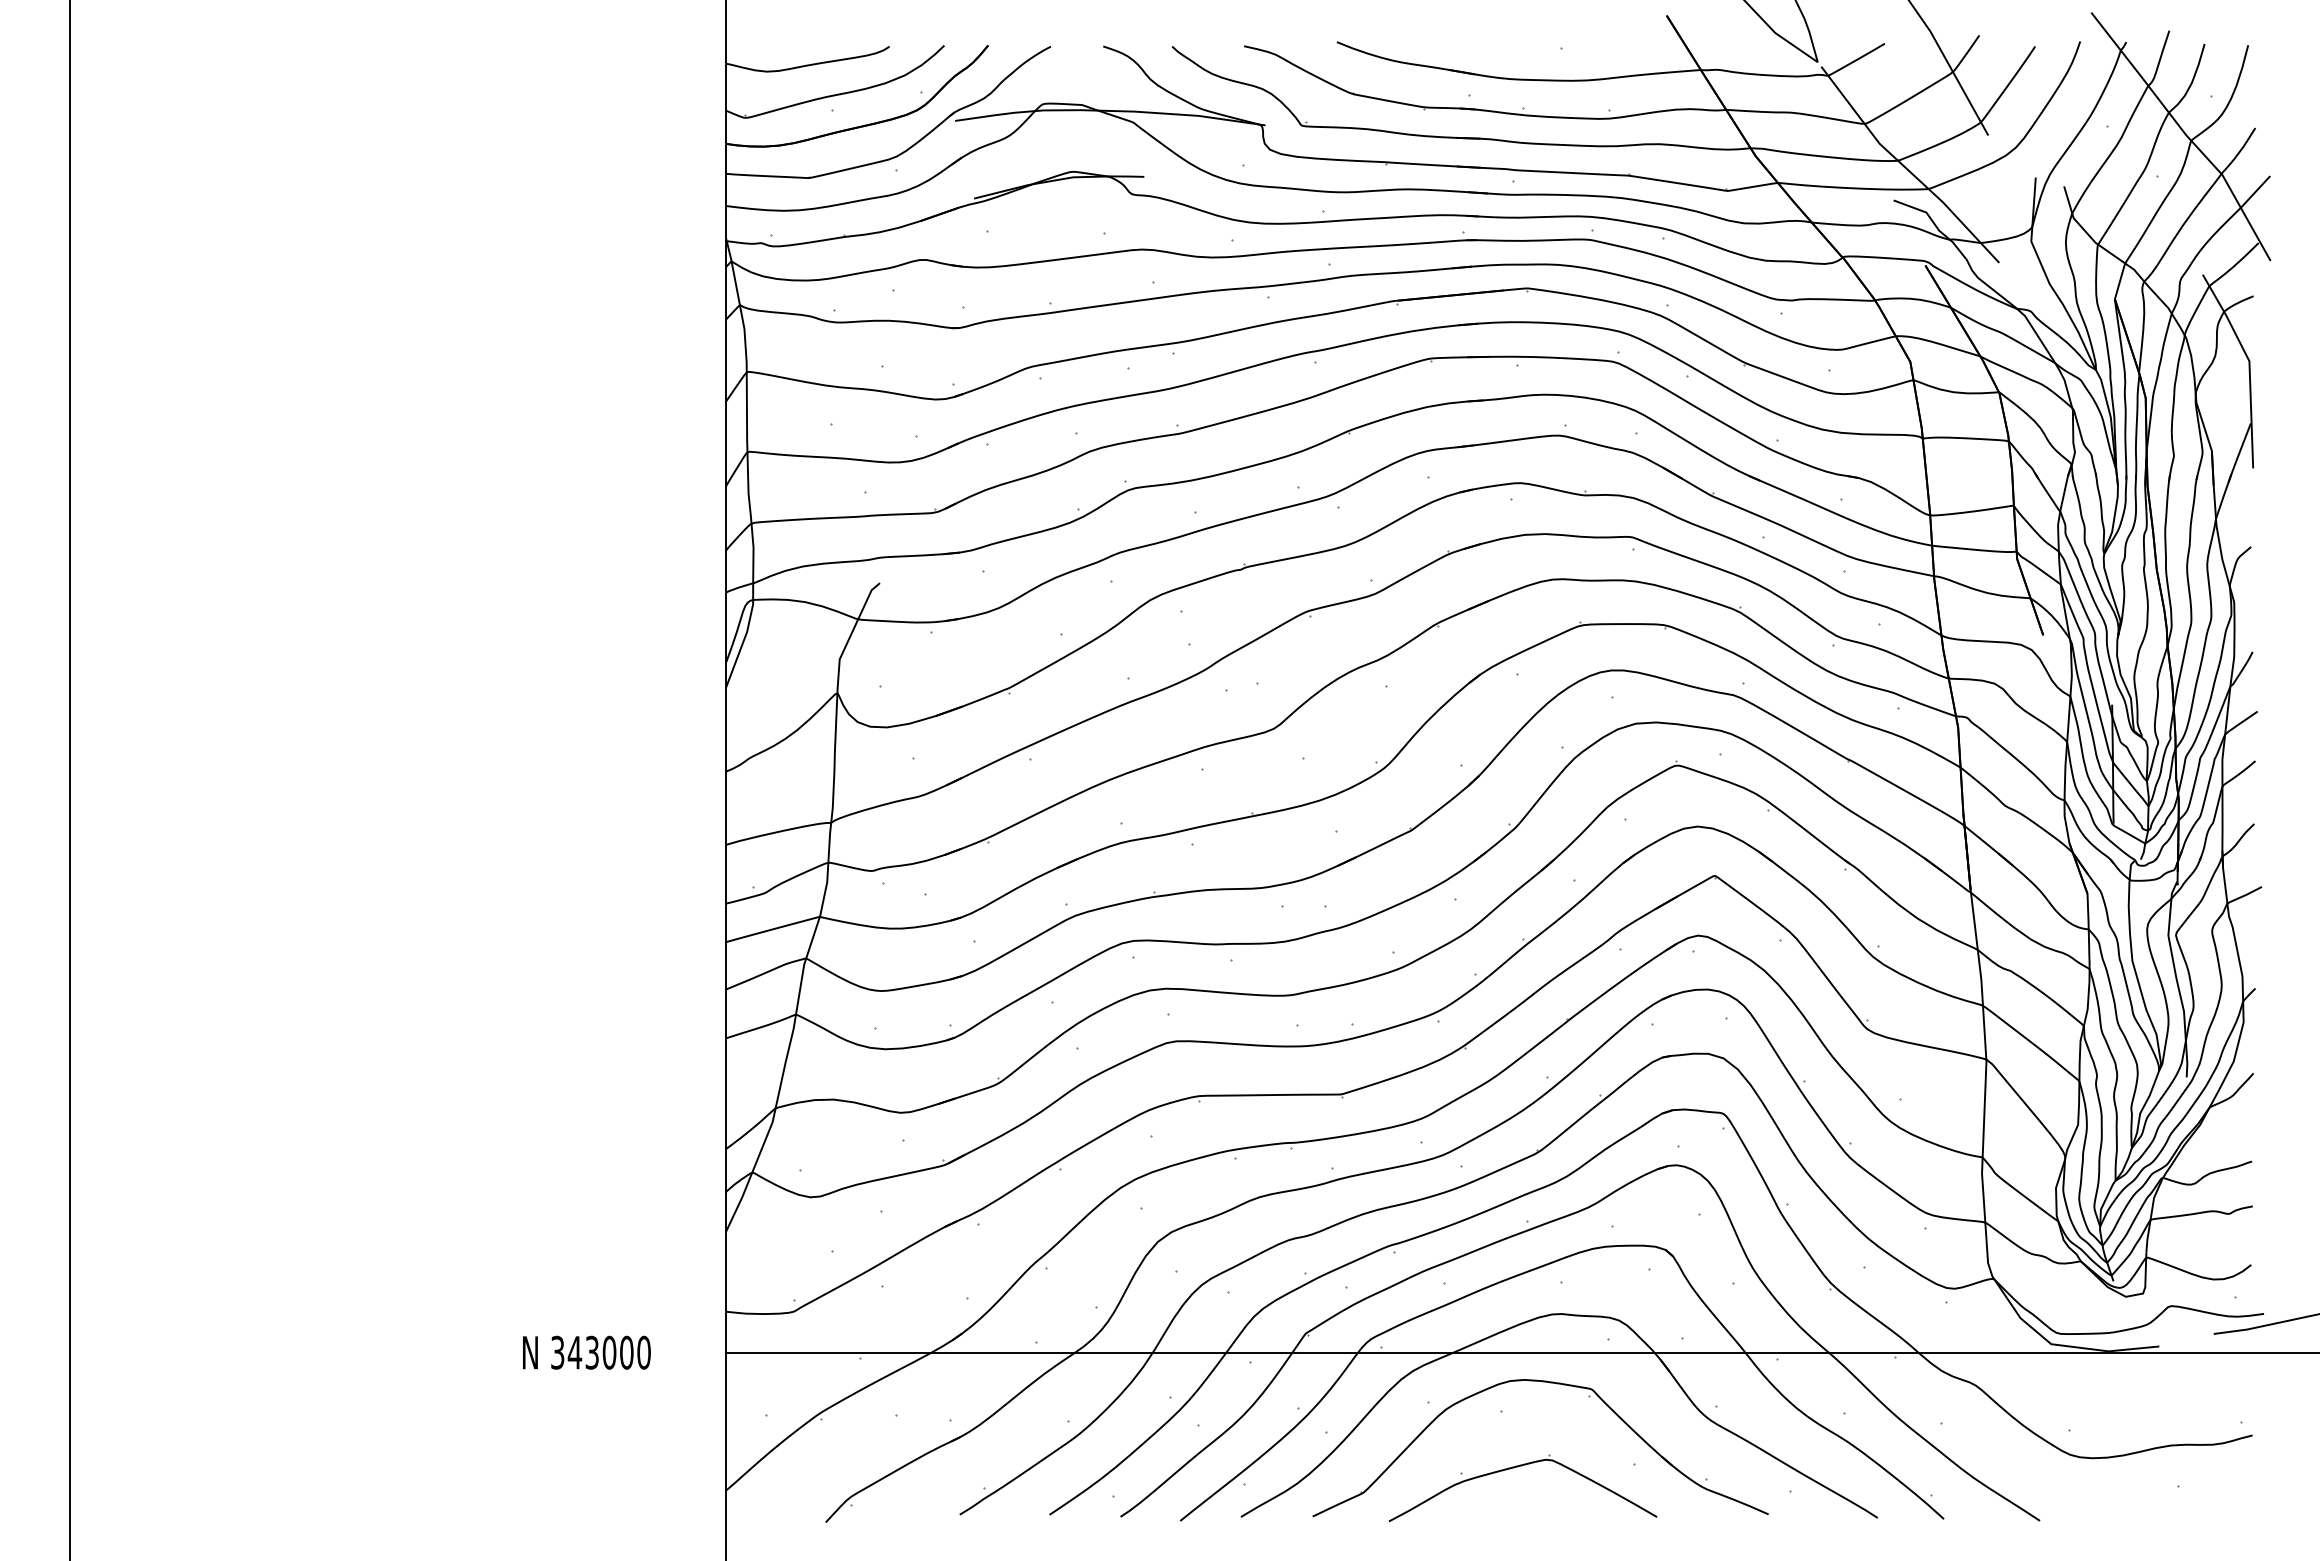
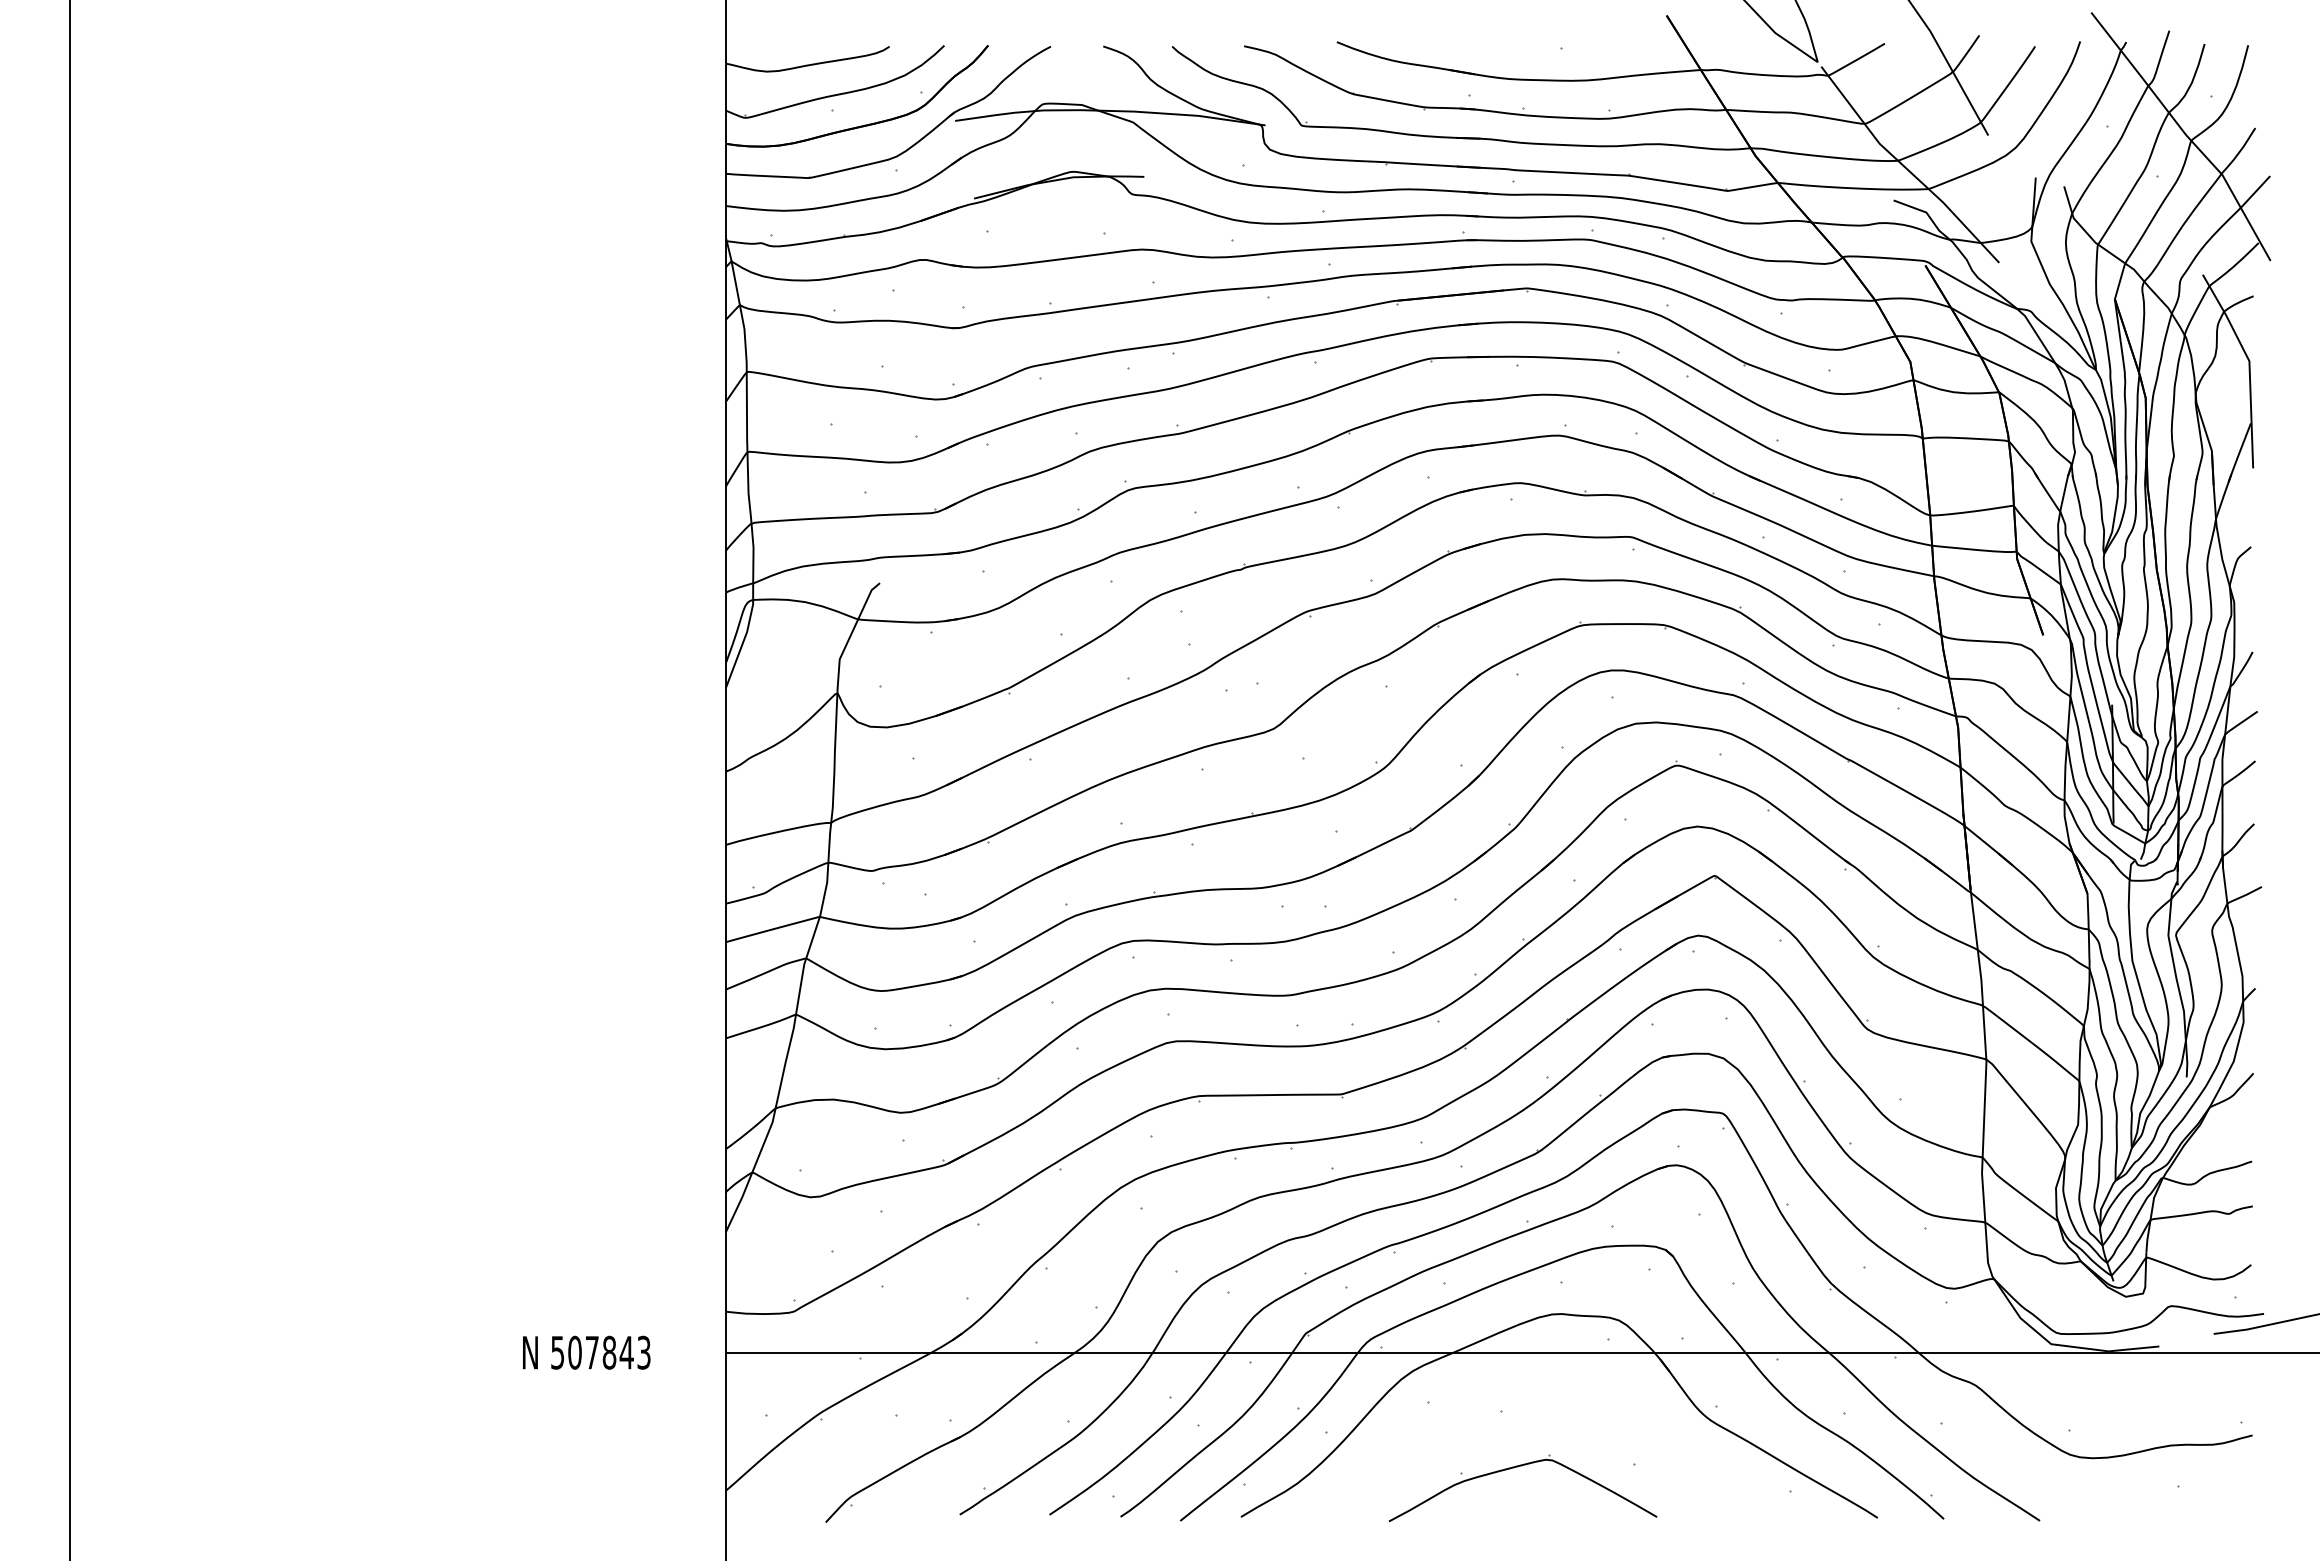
text: 343000 -> 507843 (600, 1352)
part: present -> none (1549, 1383)
